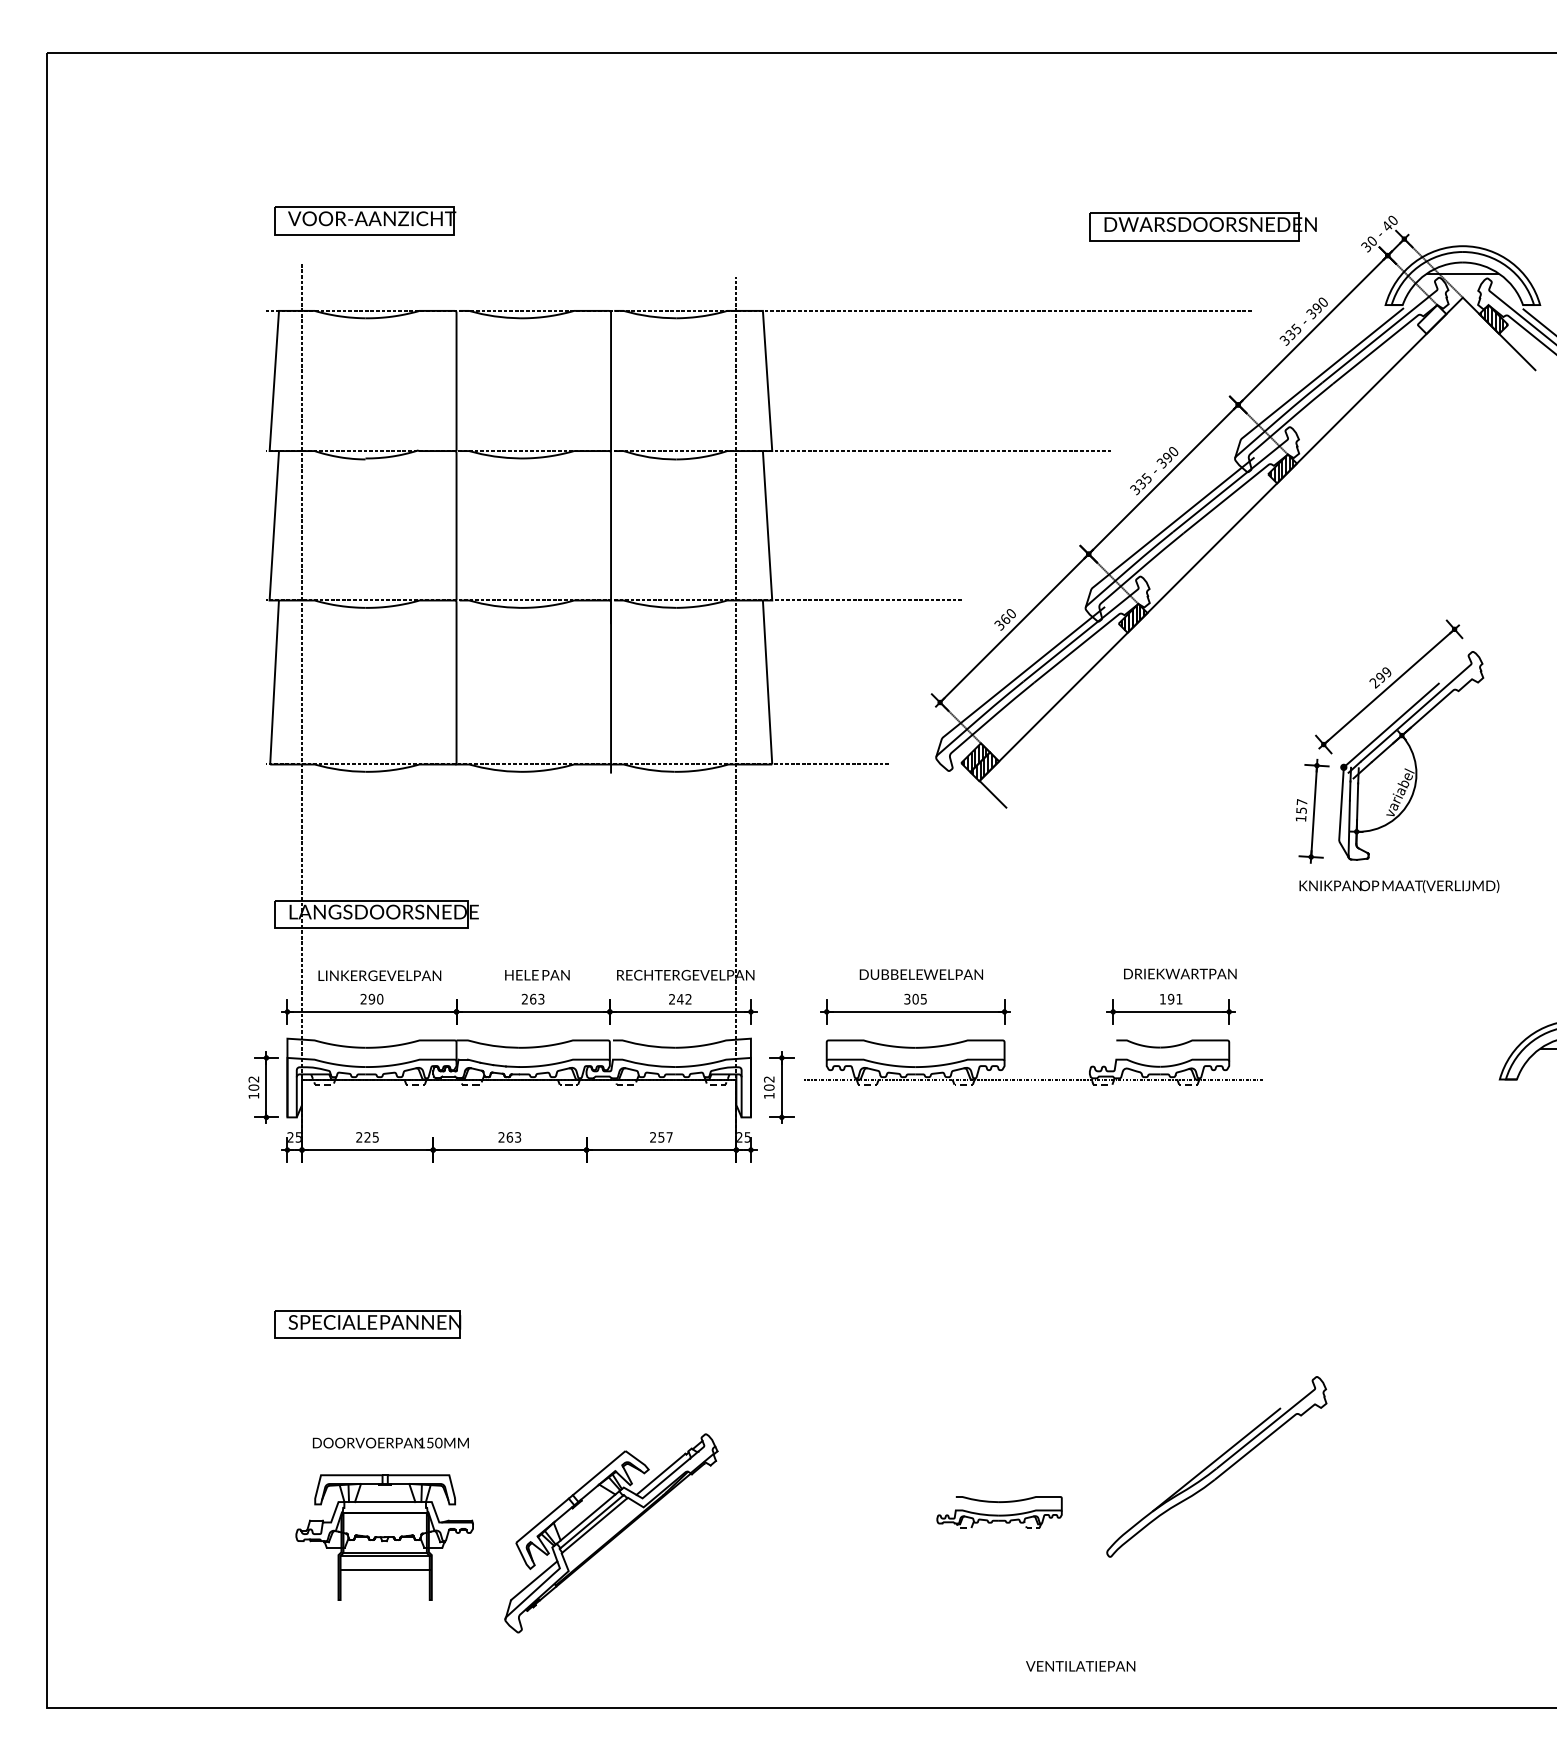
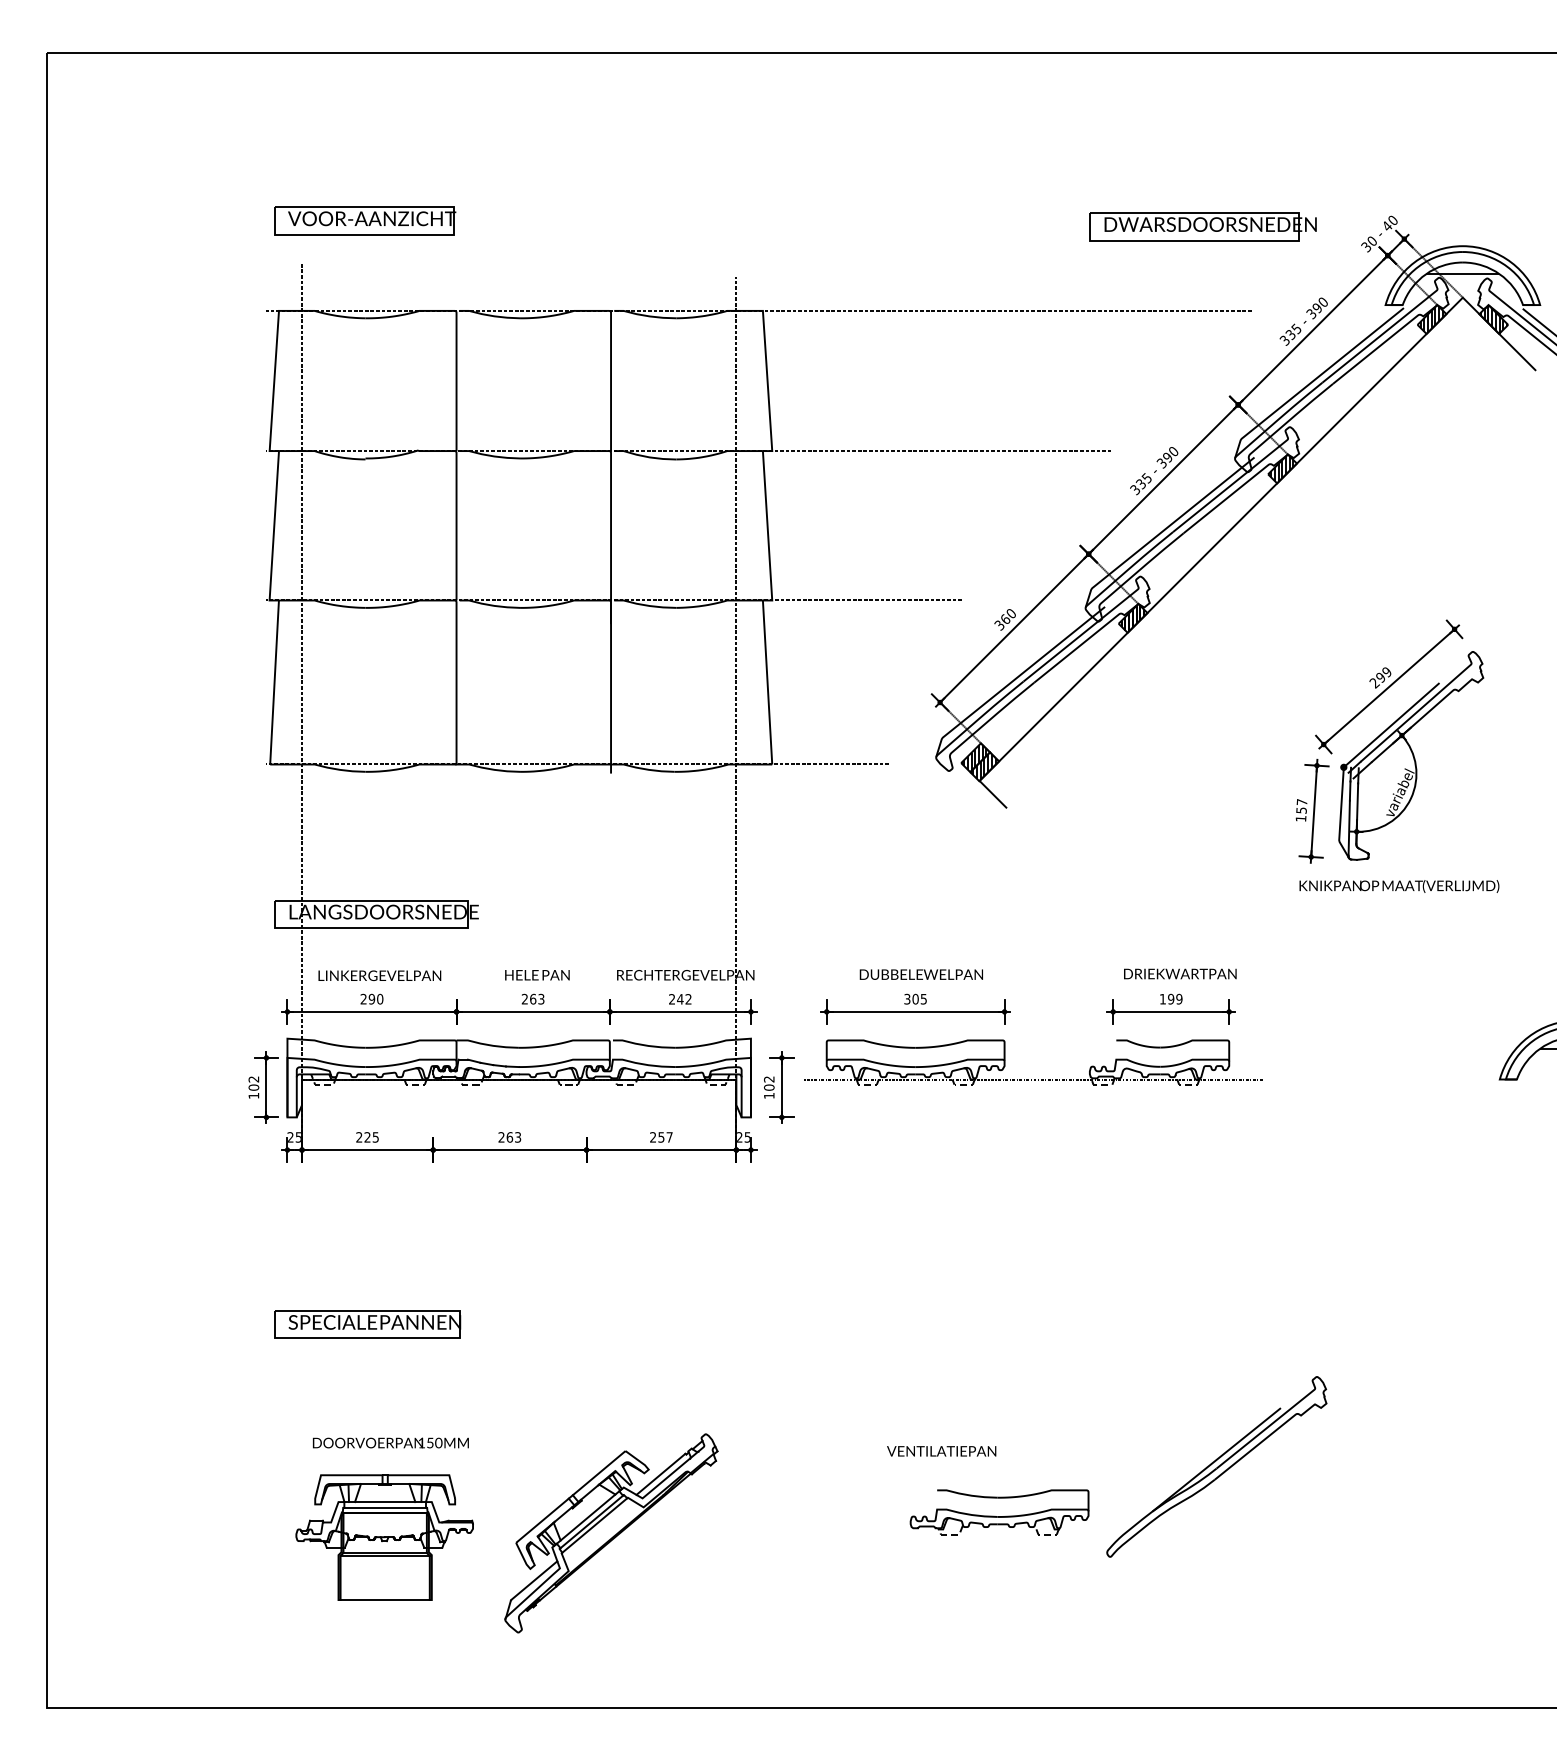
hatch: none -> present (1431, 319)
text: 191 -> 199 (1179, 998)
line: none -> present (384, 1507)
part size: 127x33 px -> 181x47 px (999, 1512)
line position: (384, 1570) -> (384, 1600) (384, 1600)
text position: (1080, 1666) -> (941, 1451) (941, 1451)
